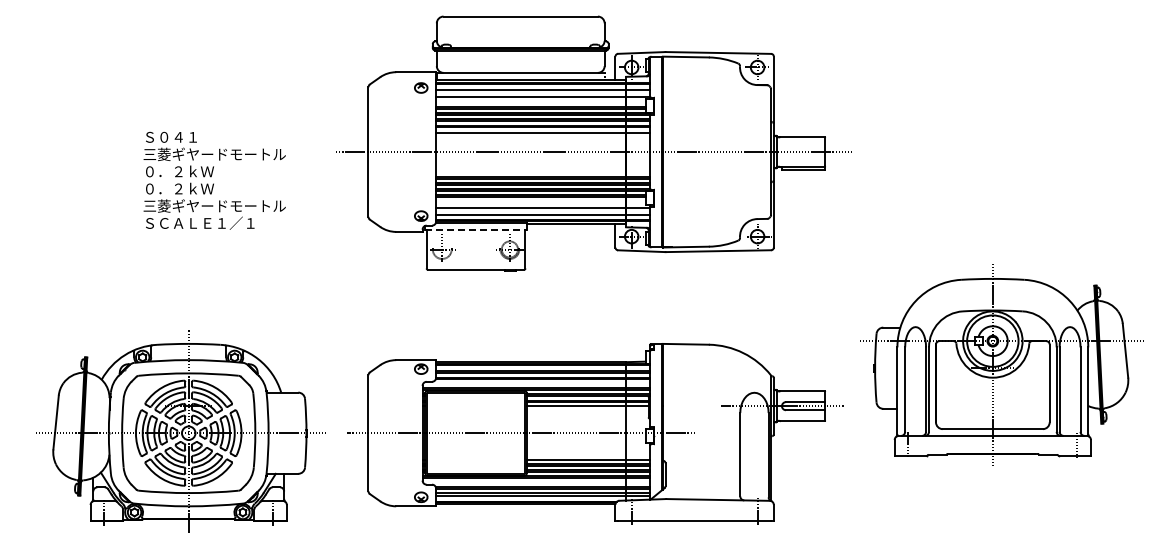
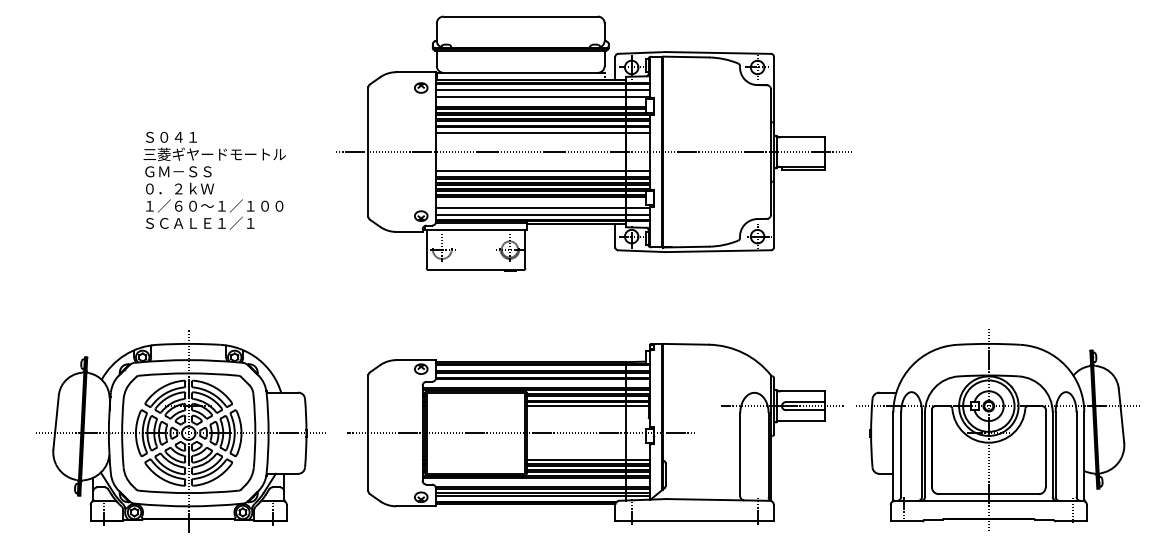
text: ０．２ｋＷ -> ＧＭ－ＳＳ (179, 171)
line: none -> present (542, 171)
text: 三菱ギヤードモートル -> １／６０～１／１００ (214, 205)
line: dashed -> solid (476, 229)
part position: (1001, 364) -> (997, 429) (997, 429)
